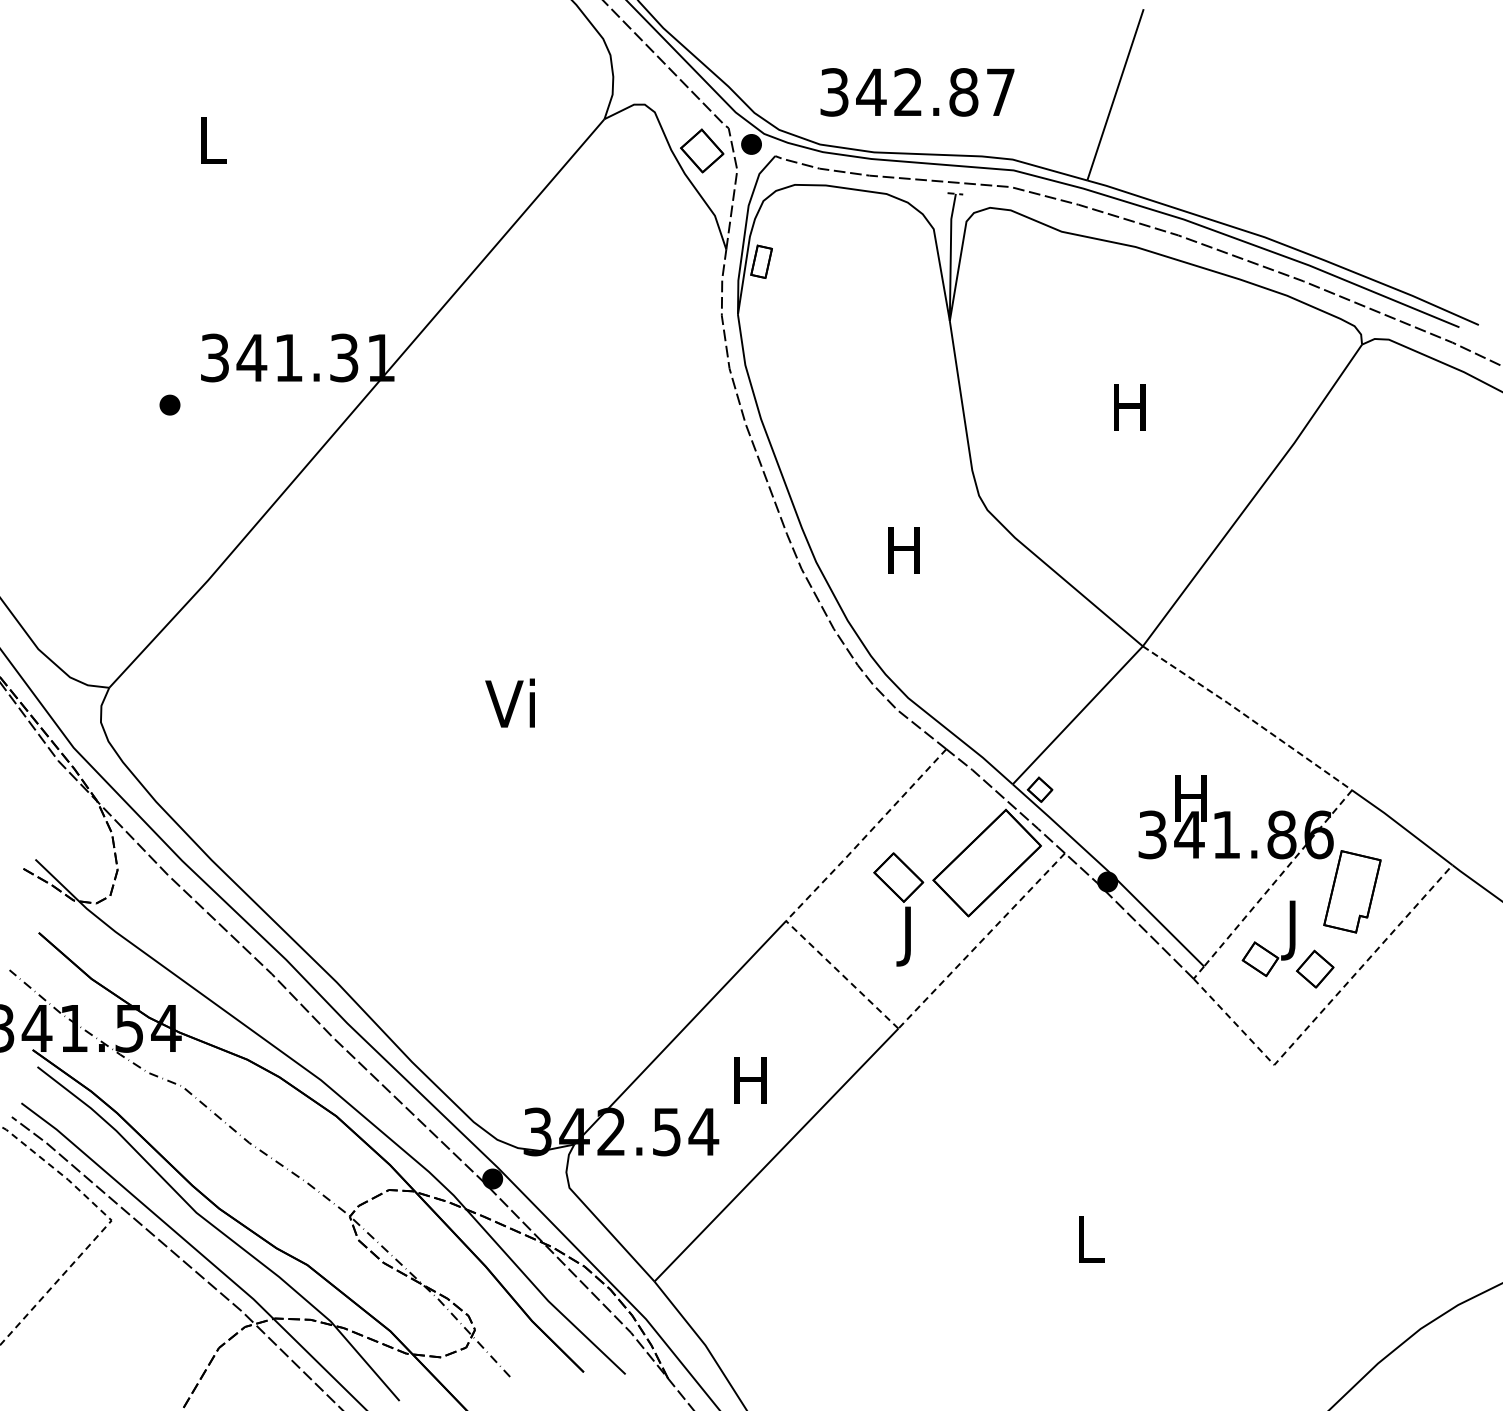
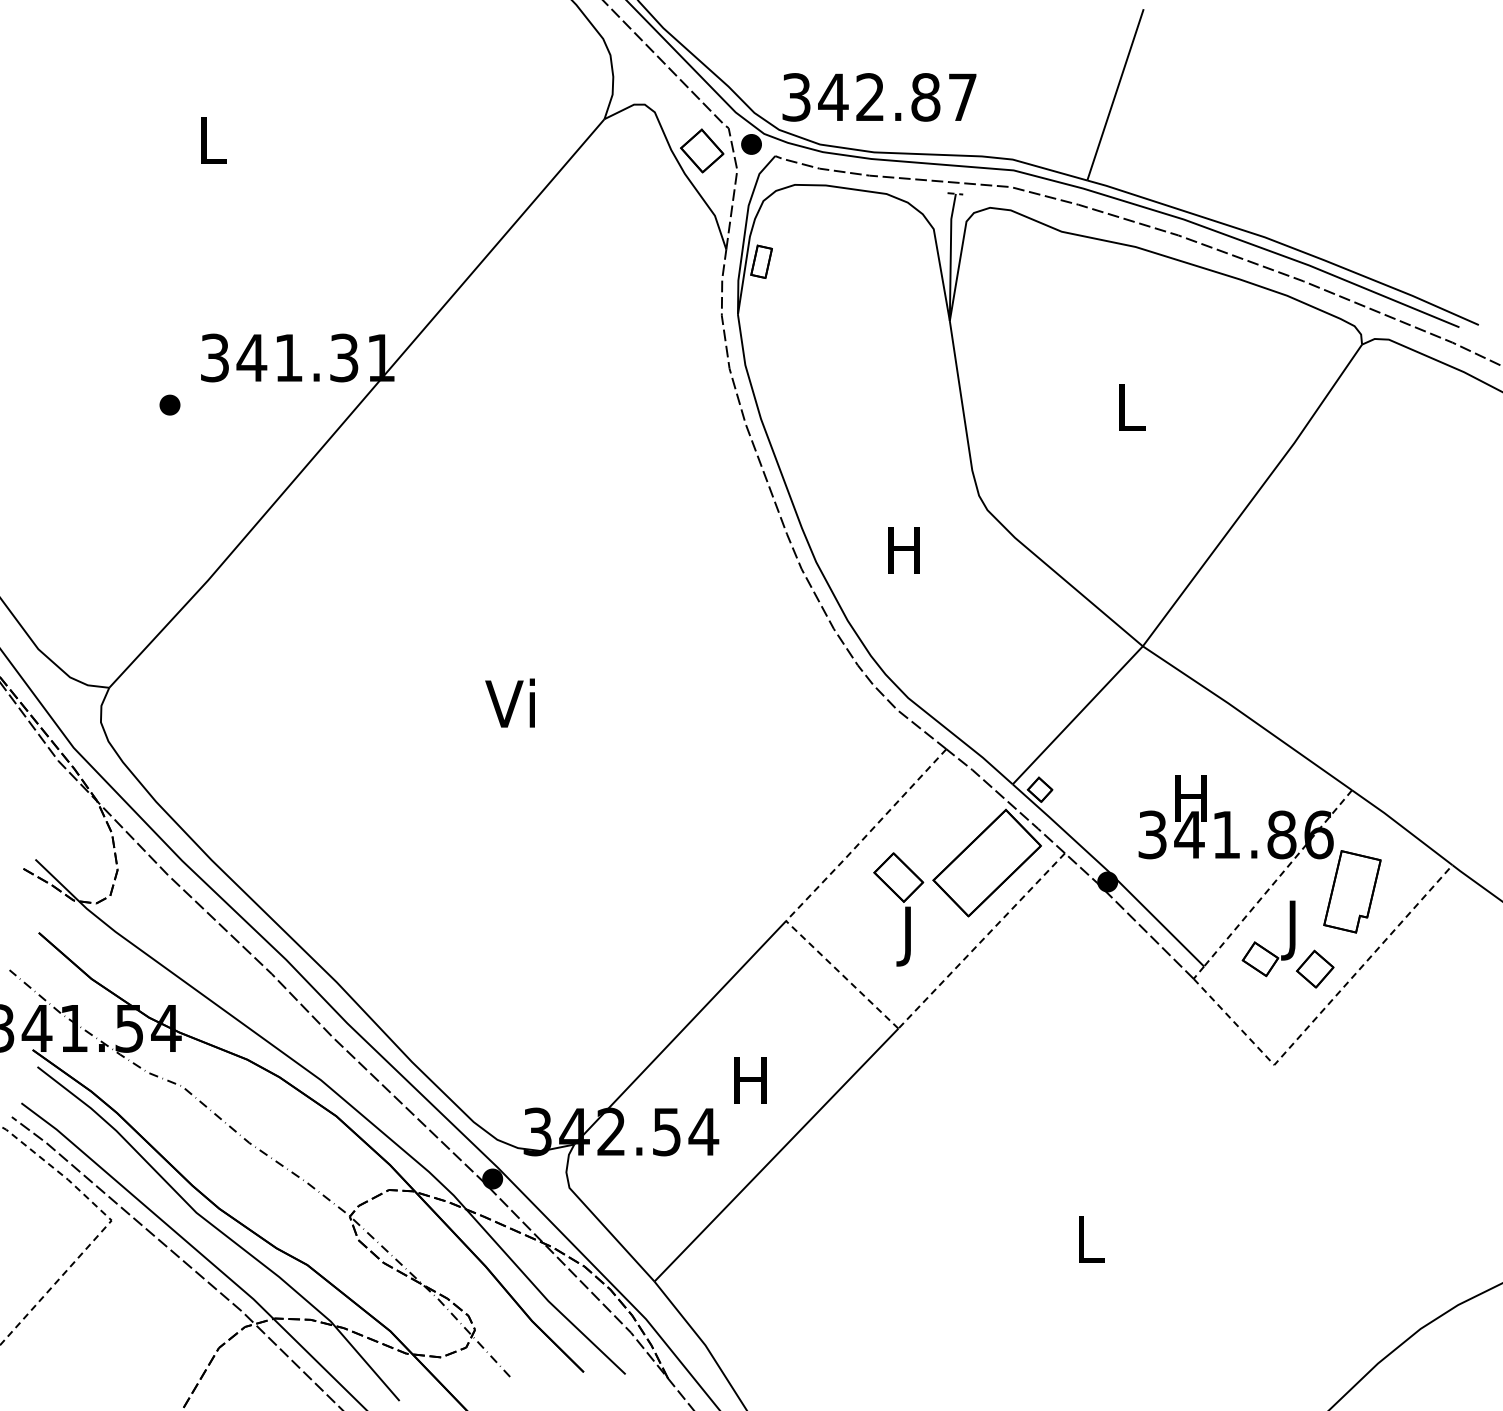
text position: (917, 92) -> (879, 97) (879, 97)
text: H -> L (1129, 407)
line: dashed -> solid (1247, 716)
